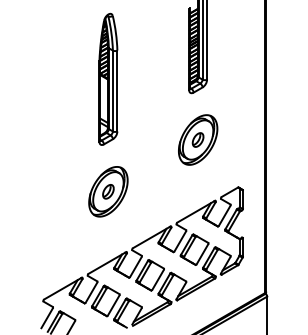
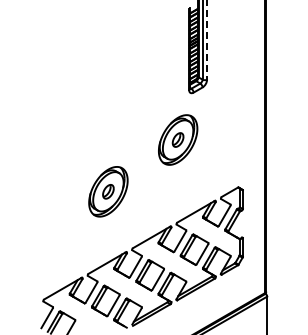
line: solid -> dashed (207, 40)
part: present -> none (108, 78)
part position: (198, 139) -> (178, 139) (178, 139)
